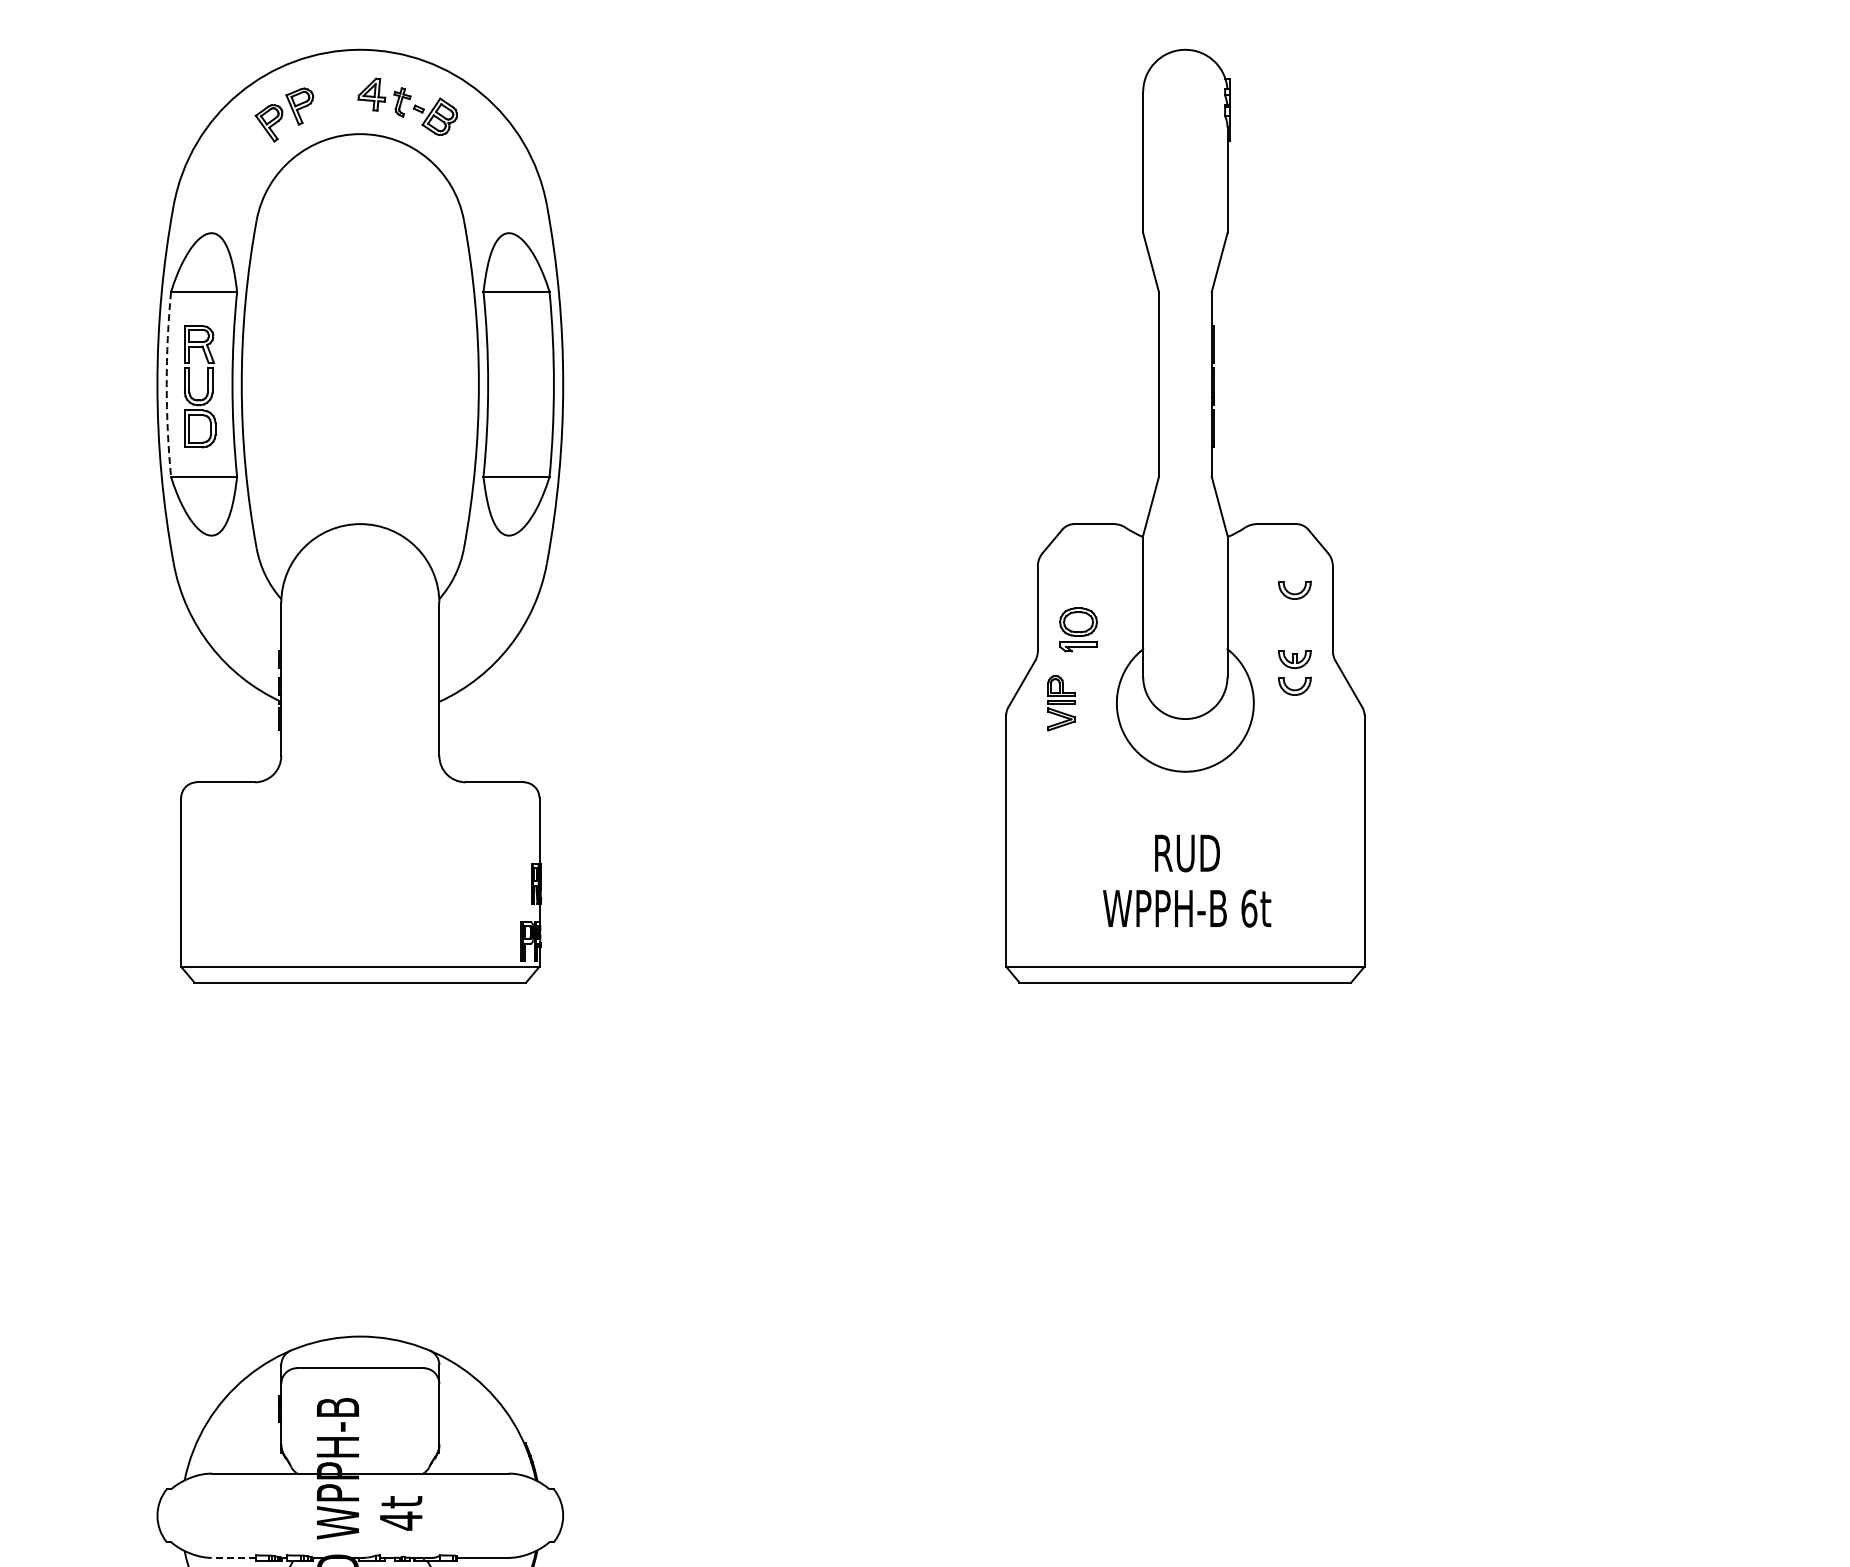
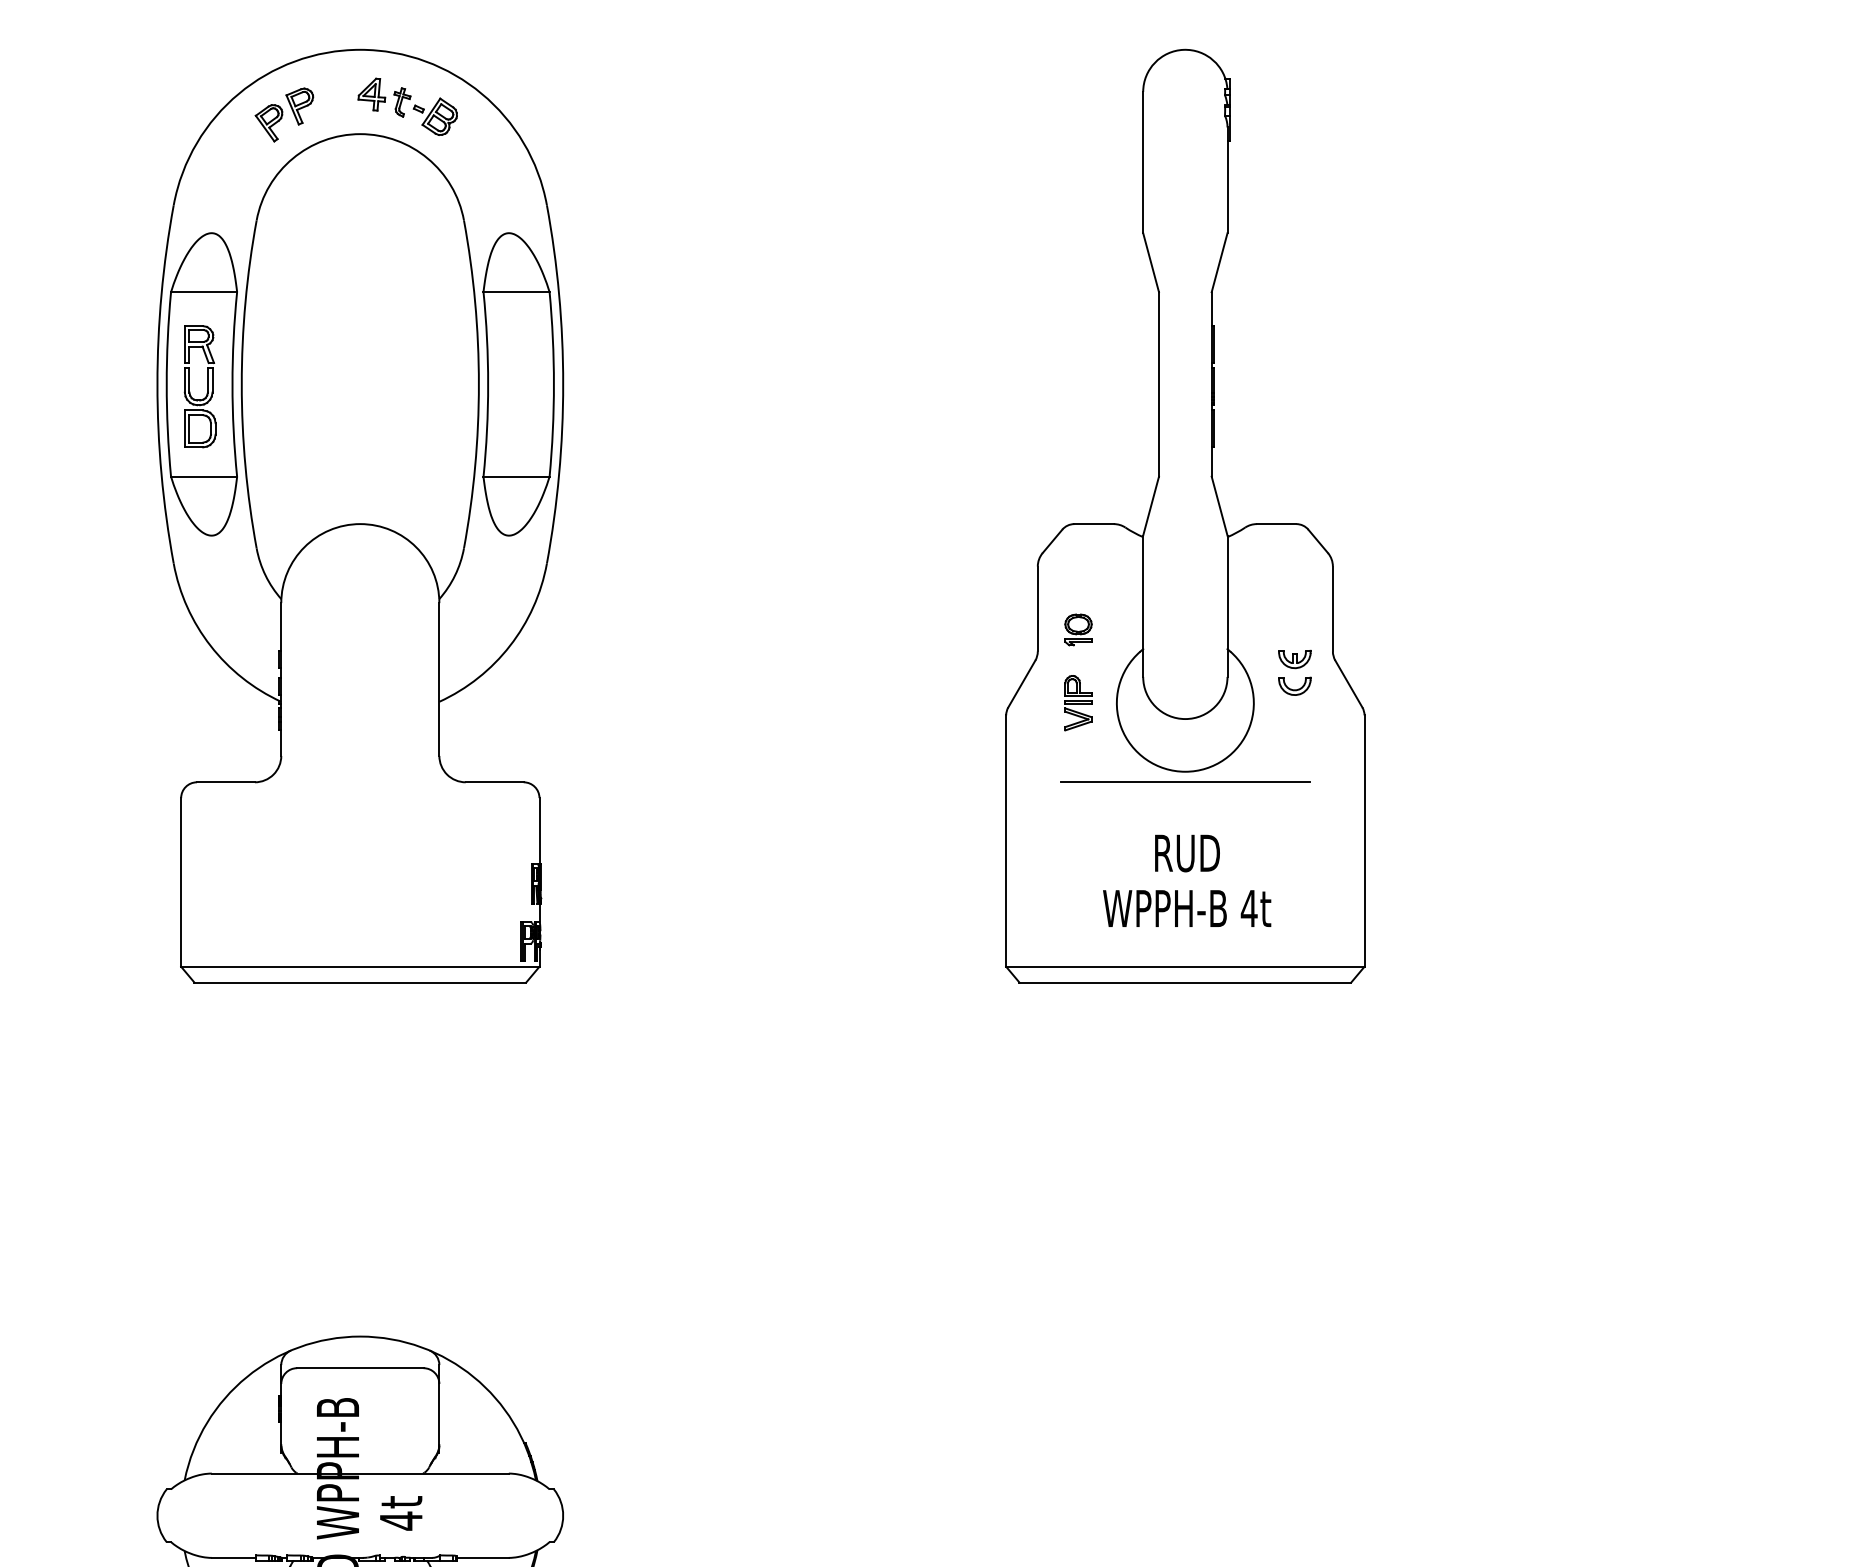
arc: dashed -> solid (166, 384)
part: present -> none (1294, 589)
part size: 39x46 px -> 29x34 px (1078, 629)
part position: (1061, 703) -> (1078, 703) (1078, 703)
line: none -> present (1185, 782)
text: 6t -> 4t (1248, 908)
line: dashed -> solid (233, 1557)
